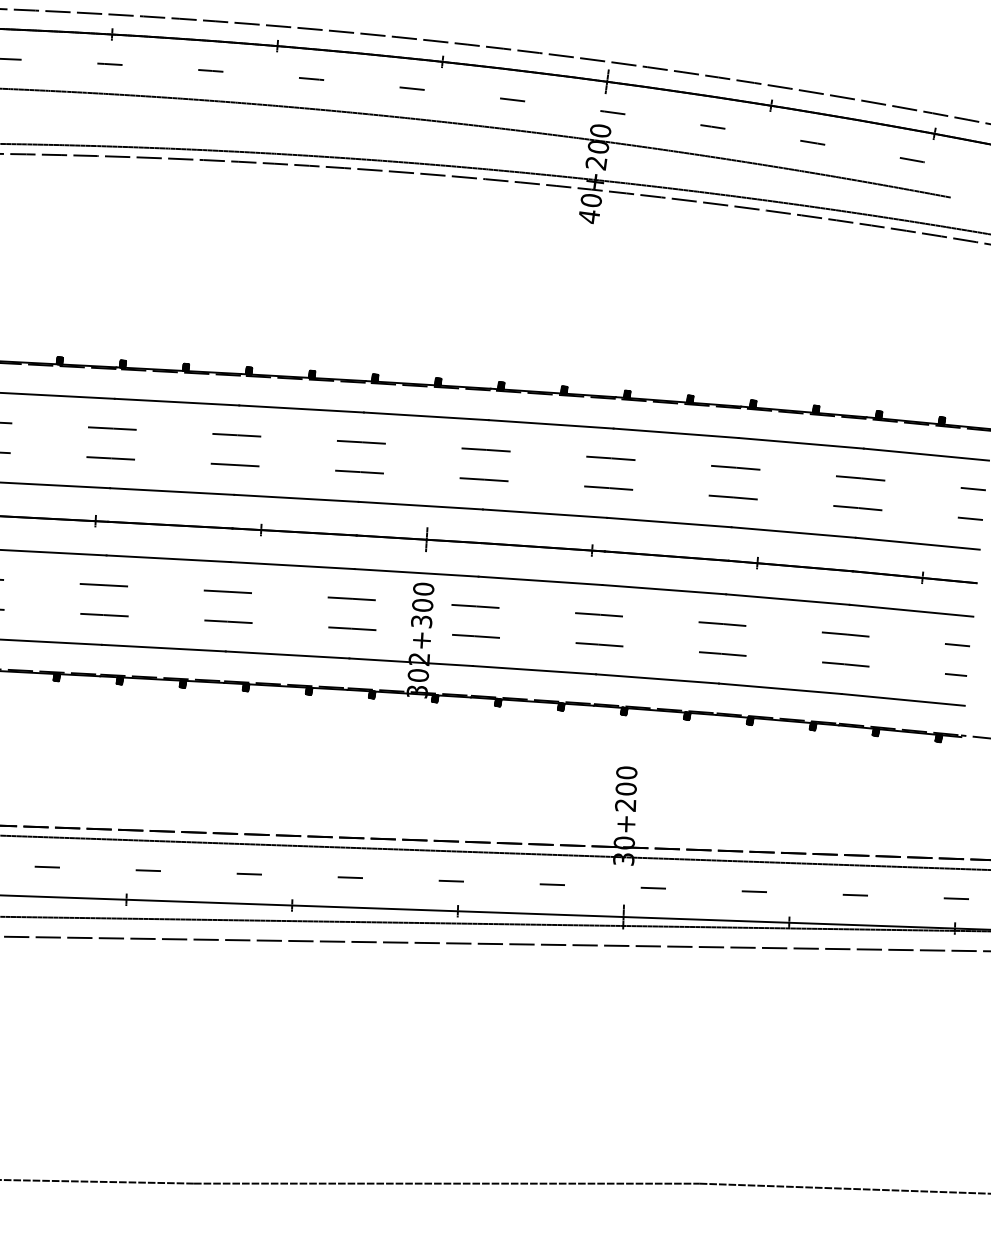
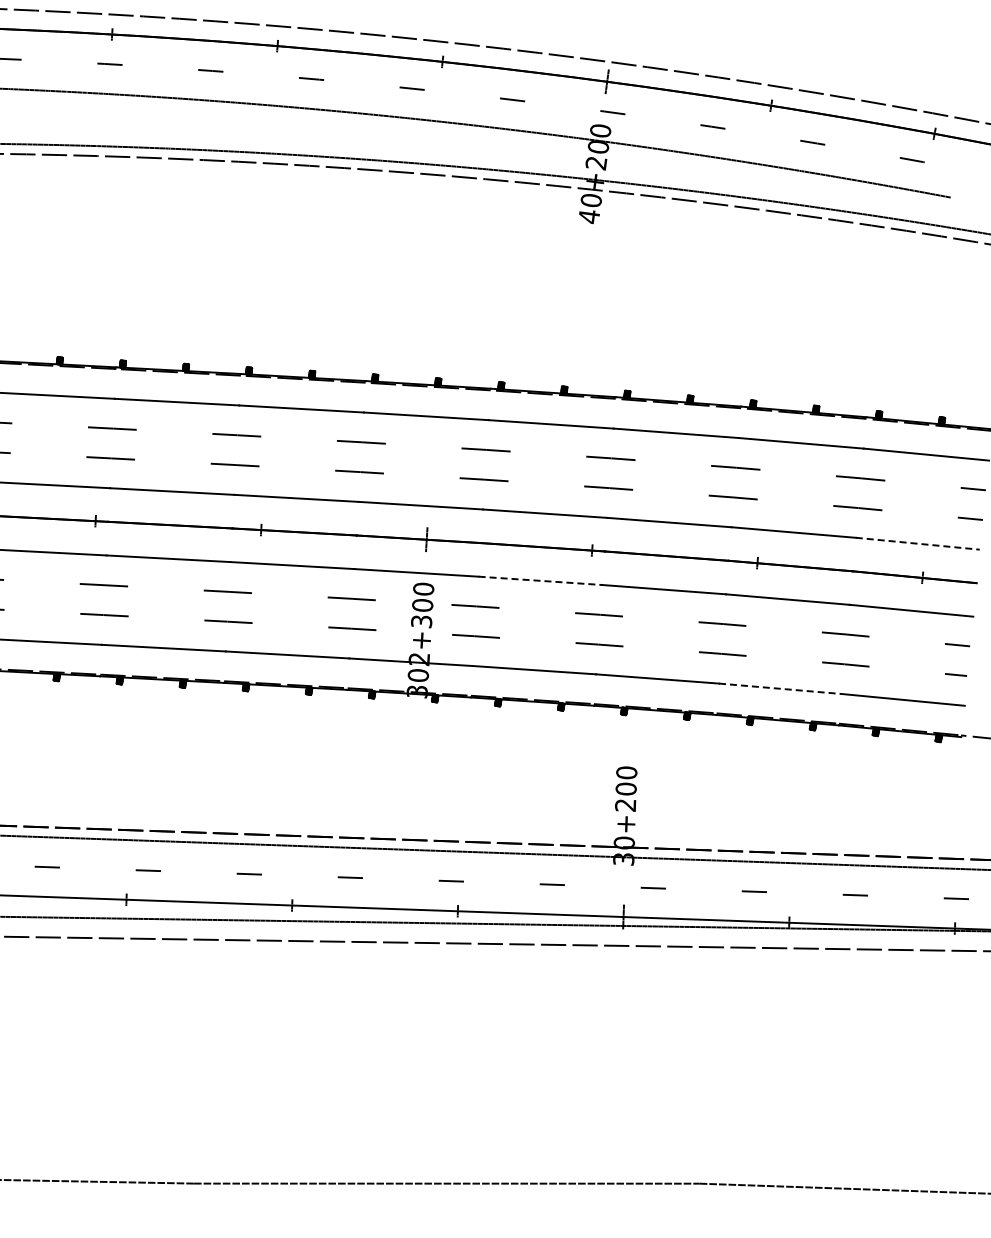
line: solid -> dashed (918, 543)
line: solid -> dashed (541, 580)
line: solid -> dashed (780, 688)
